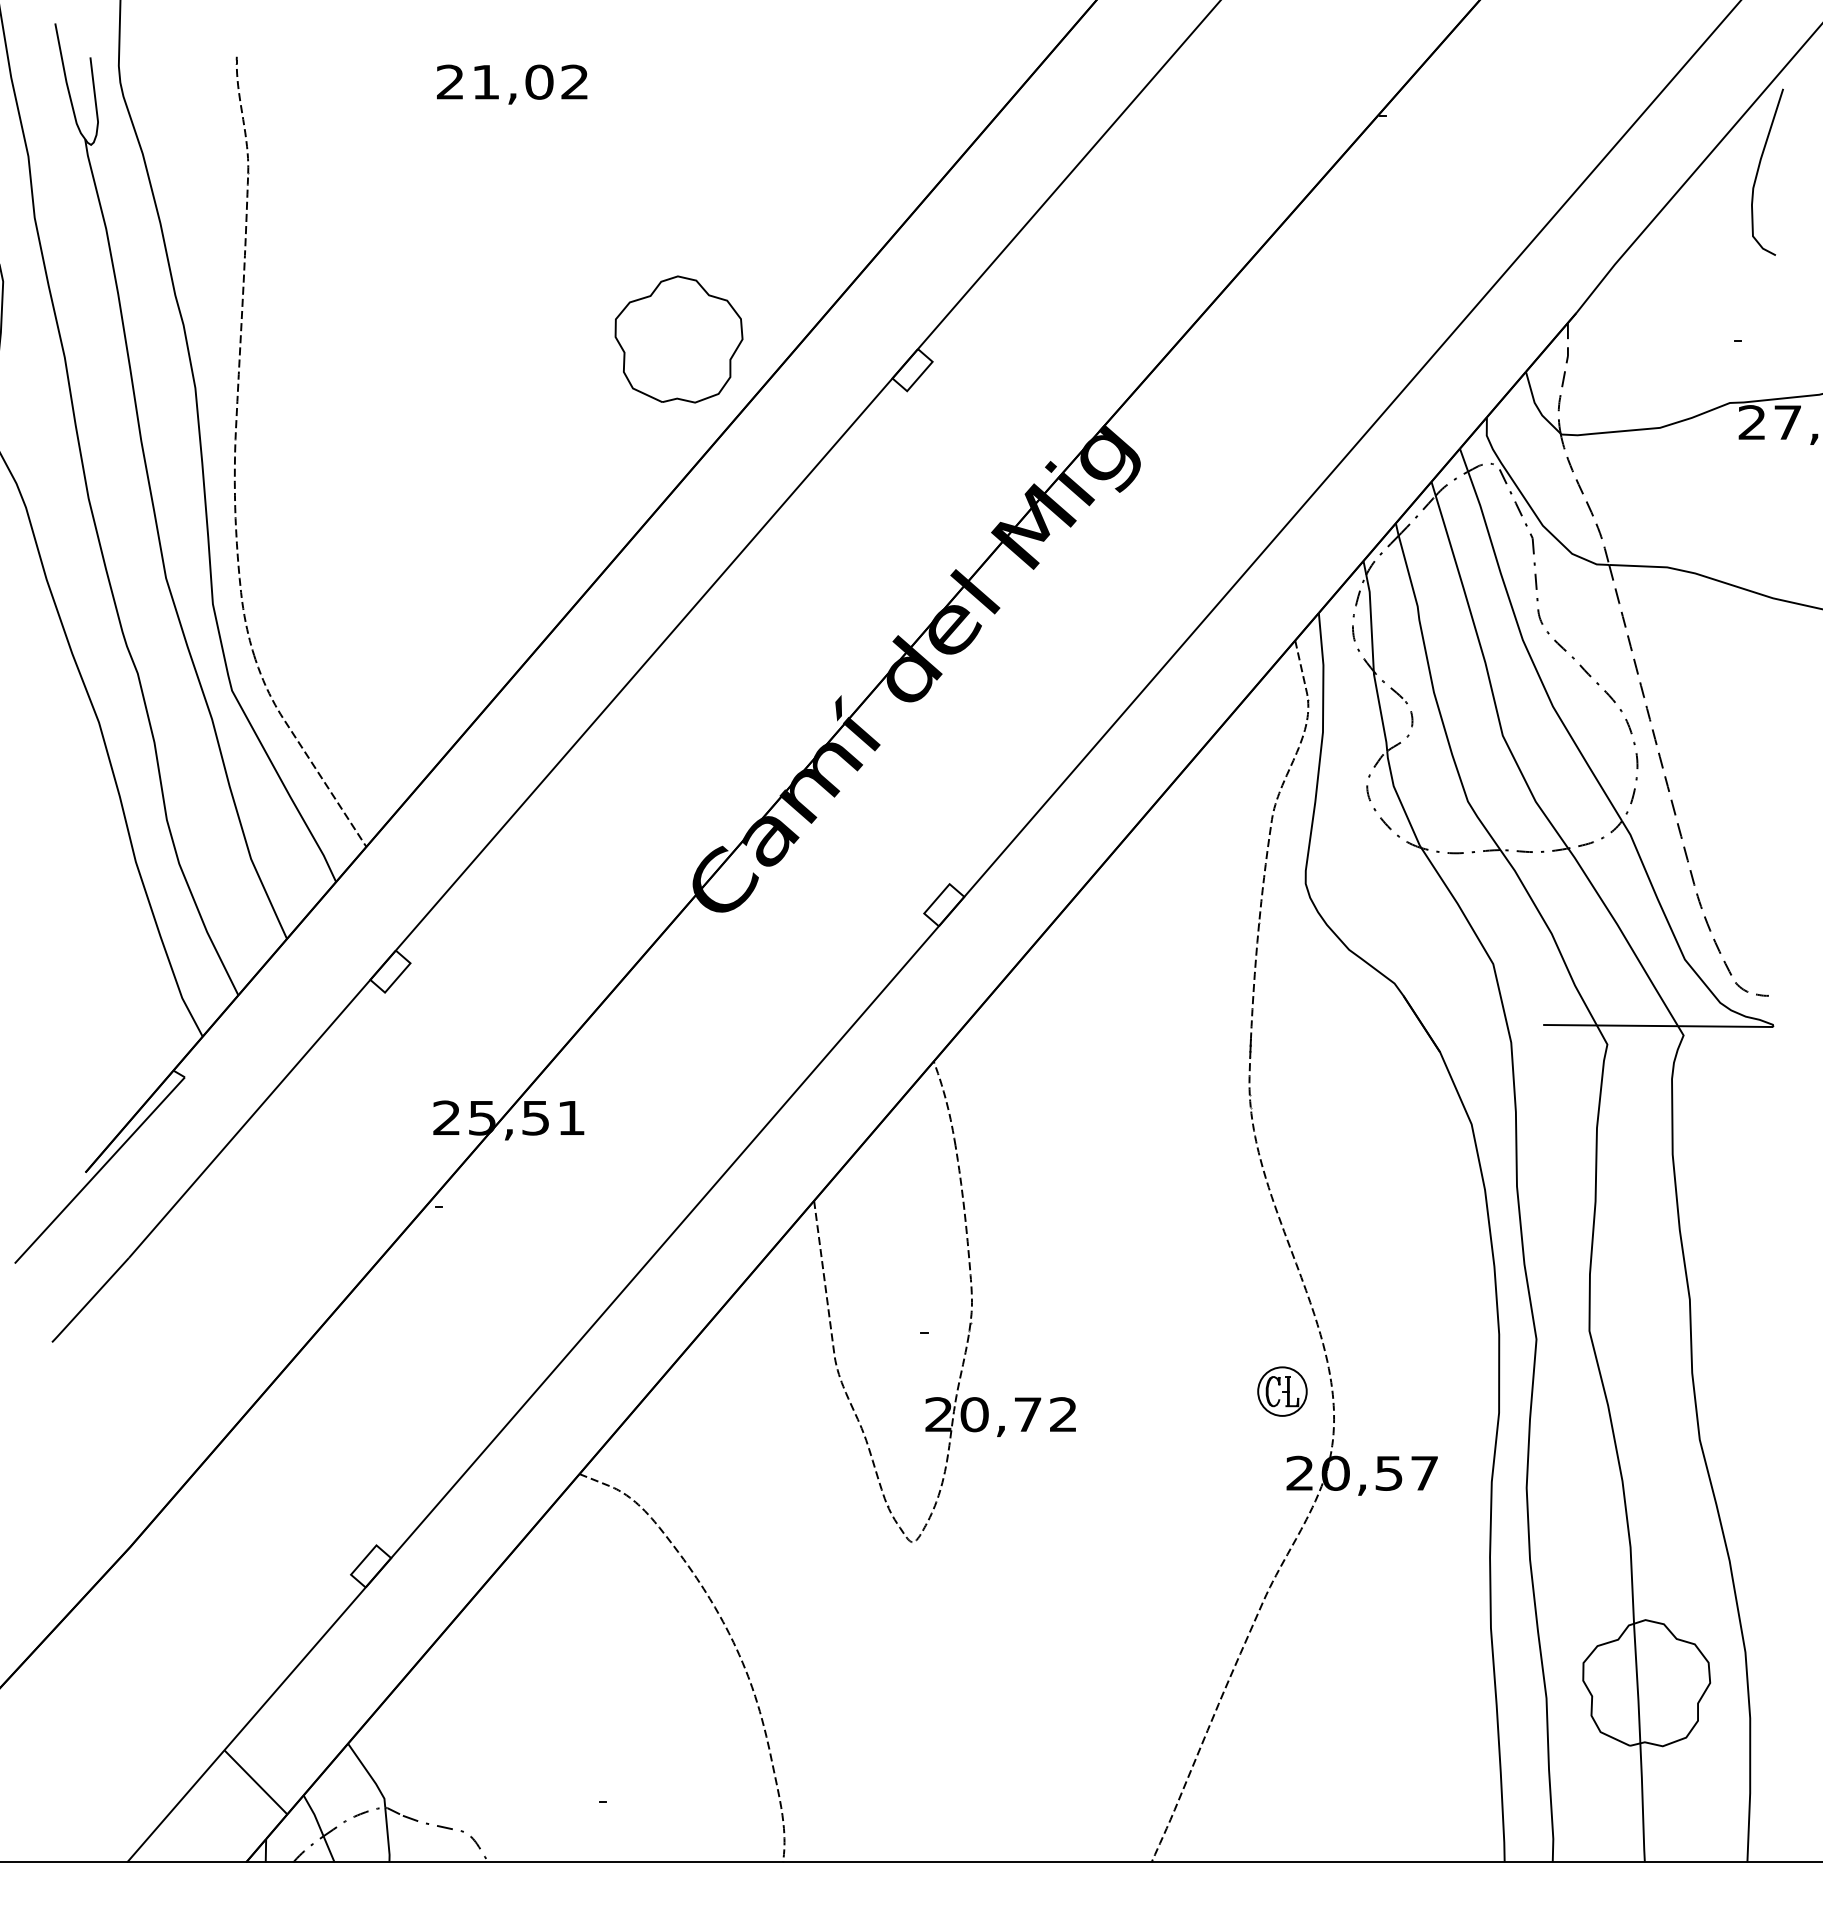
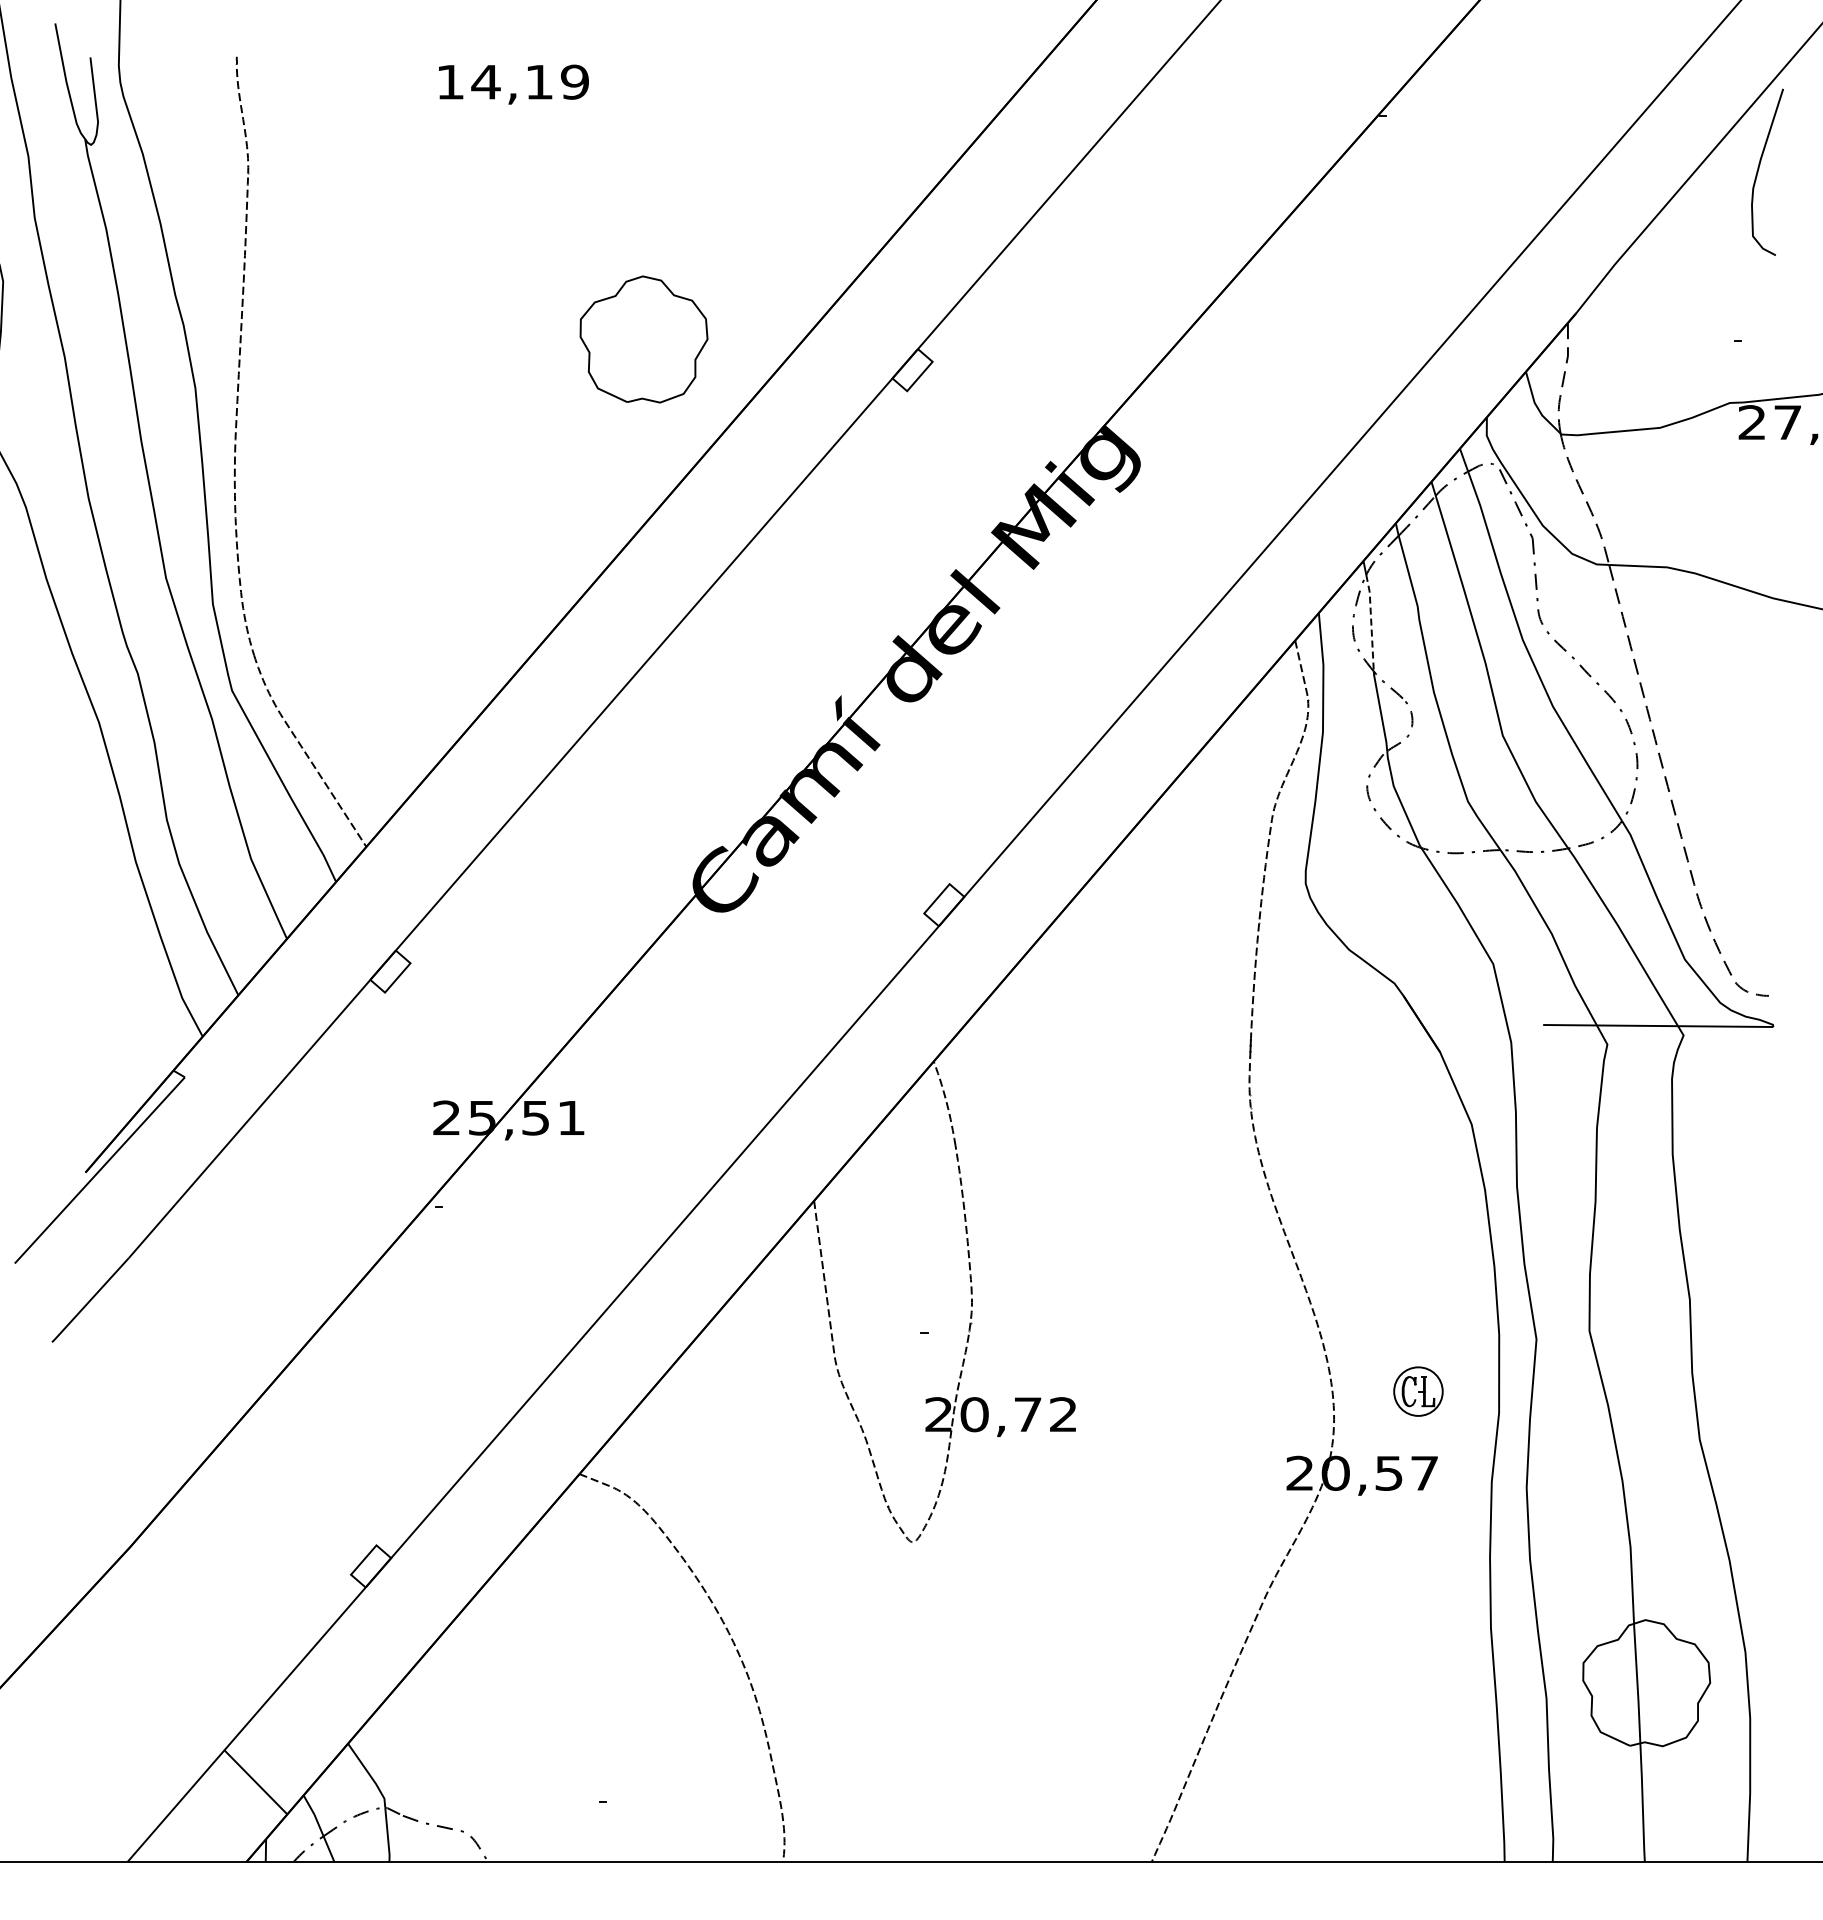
text: 21,02 -> 14,19 (512, 81)
part position: (678, 339) -> (643, 339) (643, 339)
line: solid -> dashed (1371, 622)
part position: (1282, 1391) -> (1418, 1391) (1418, 1391)
